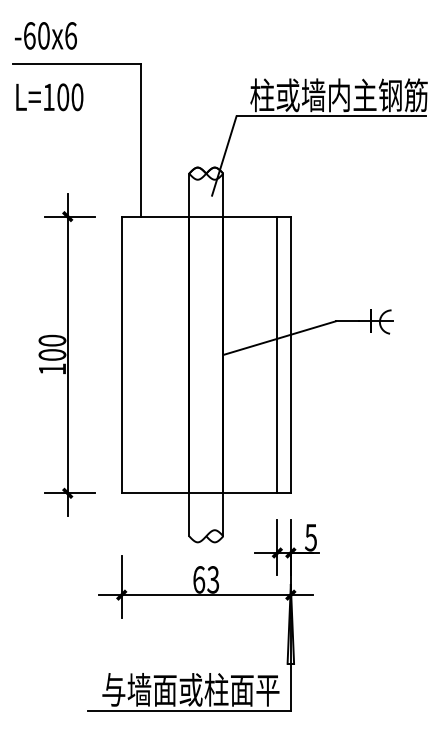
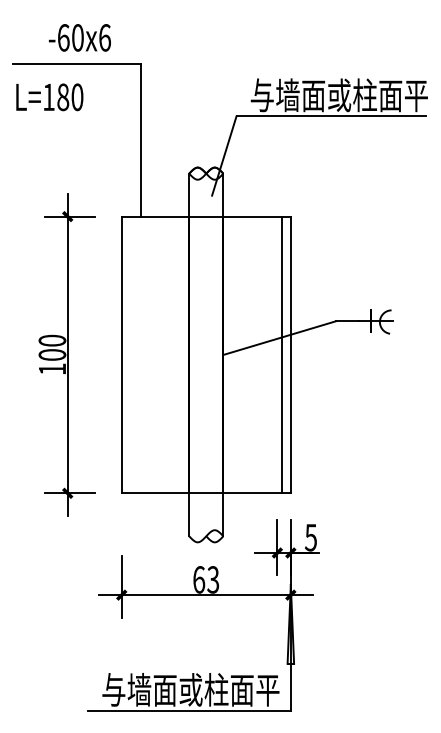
text position: (45, 35) -> (79, 37) (79, 37)
text: 柱或墙内主钢筋 -> 与墙面或柱面平 (338, 95)
text: L=100 -> L=180 (63, 97)
line position: (277, 354) -> (282, 354) (282, 354)
